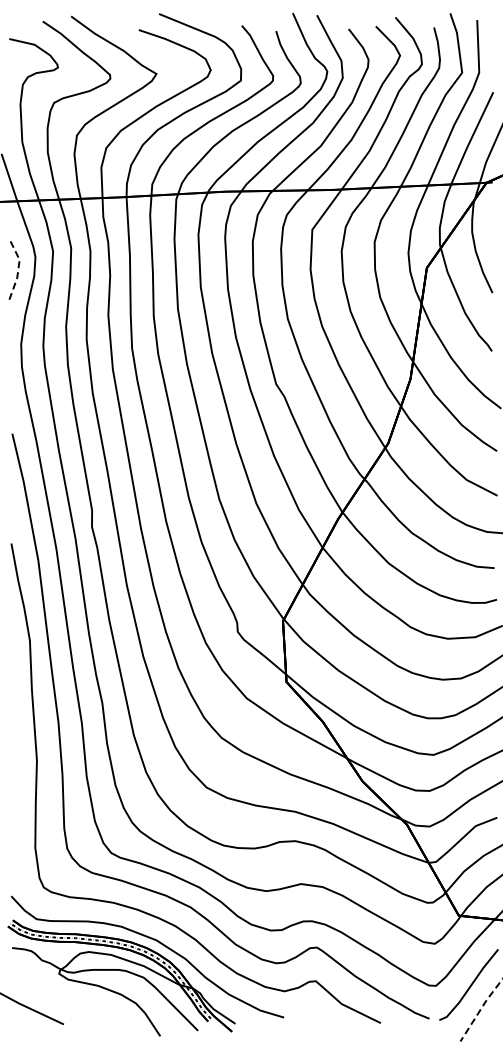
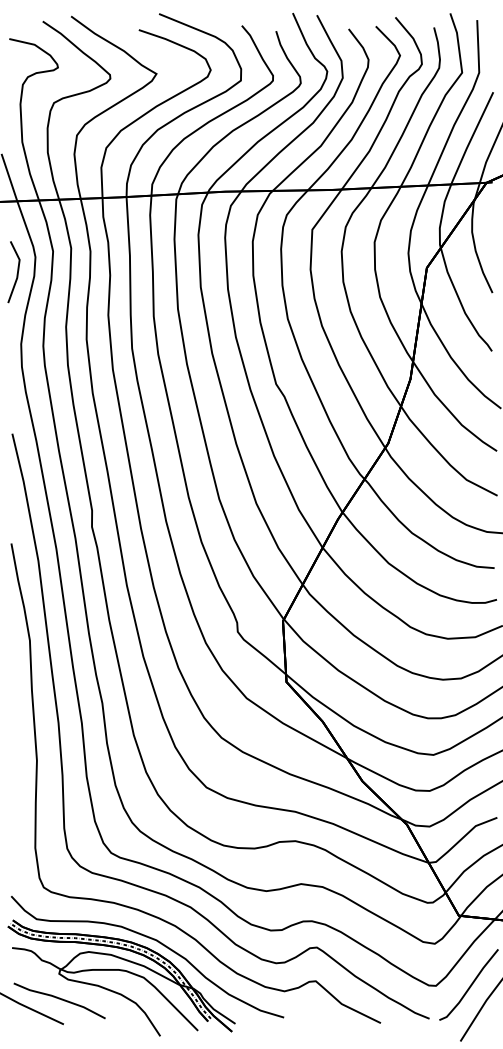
line: dashed -> solid (18, 272)
line: none -> present (59, 999)
line: dashed -> solid (480, 1009)
